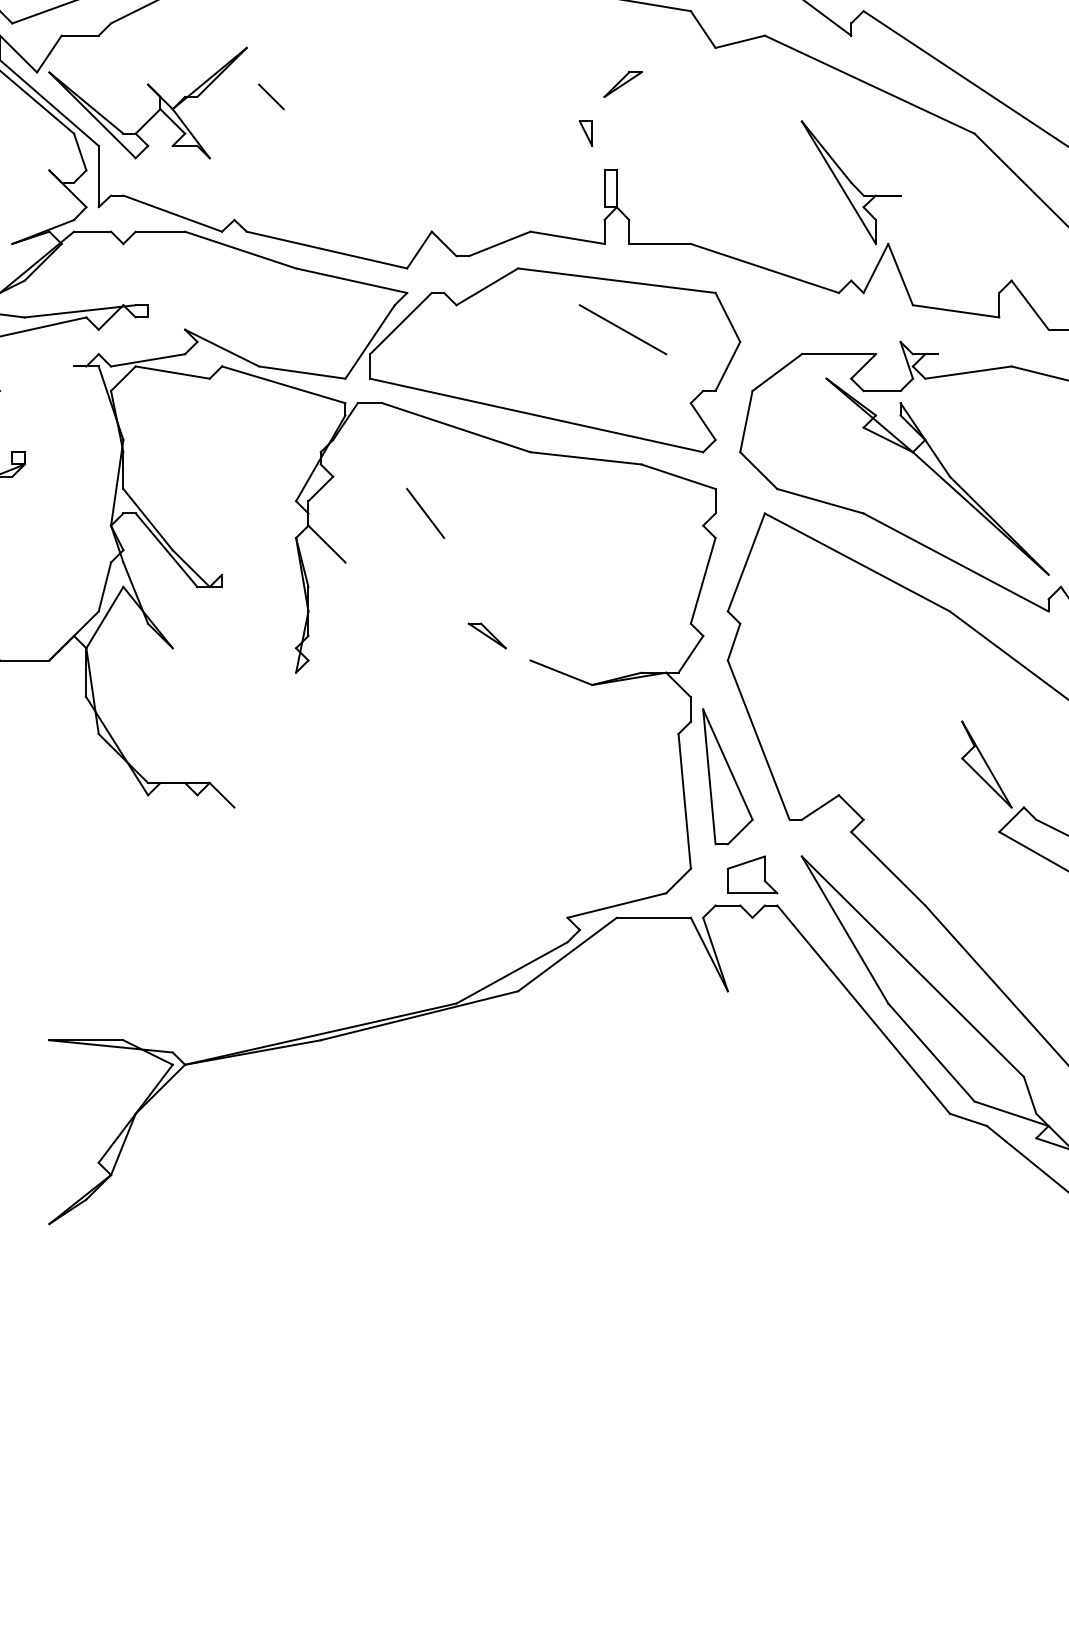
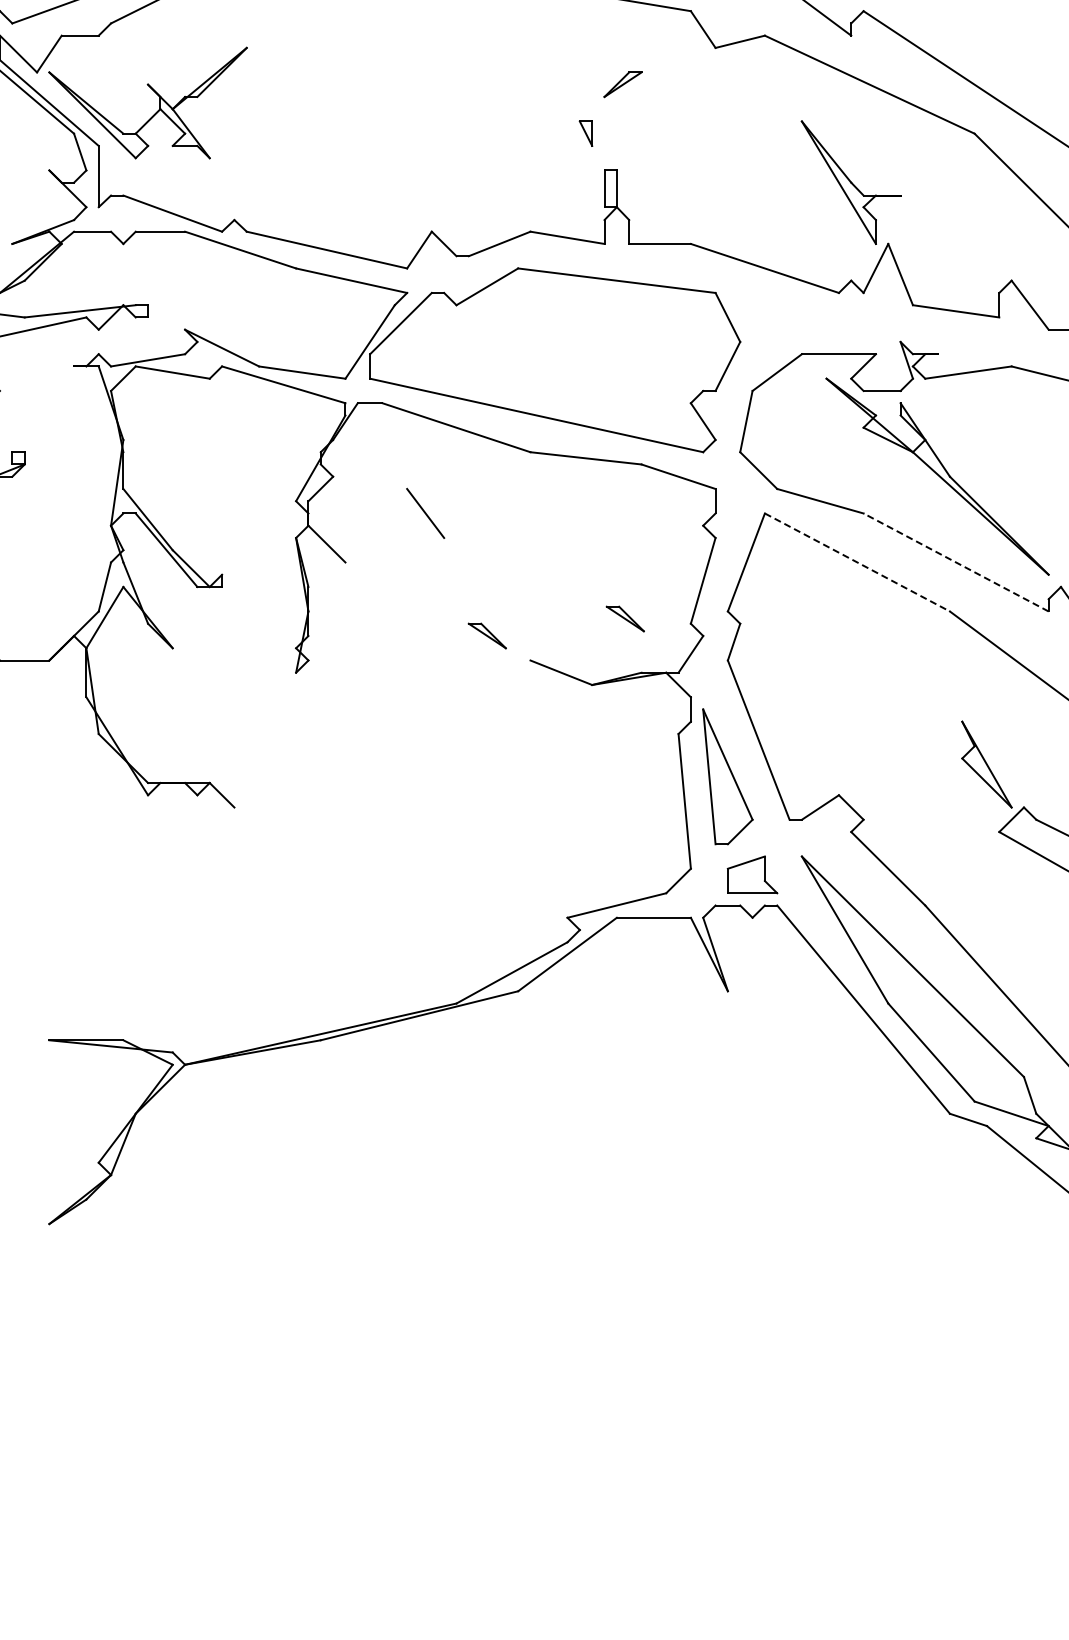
line: present -> none (271, 96)
line: present -> none (622, 329)
line: solid -> dashed (857, 562)
line: solid -> dashed (956, 562)
part: none -> present (624, 618)
